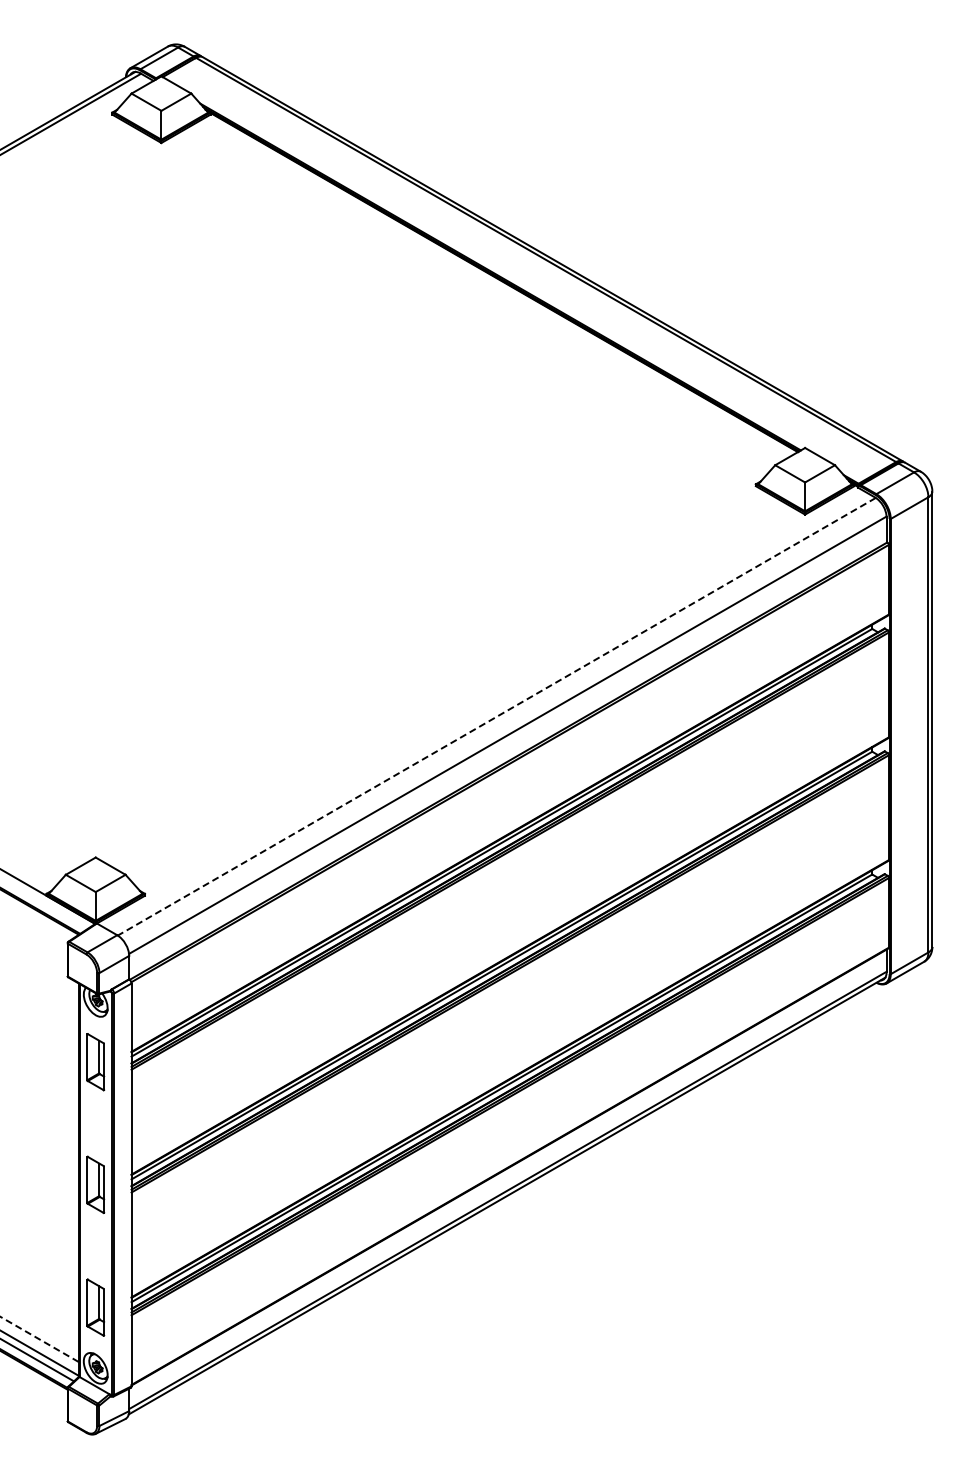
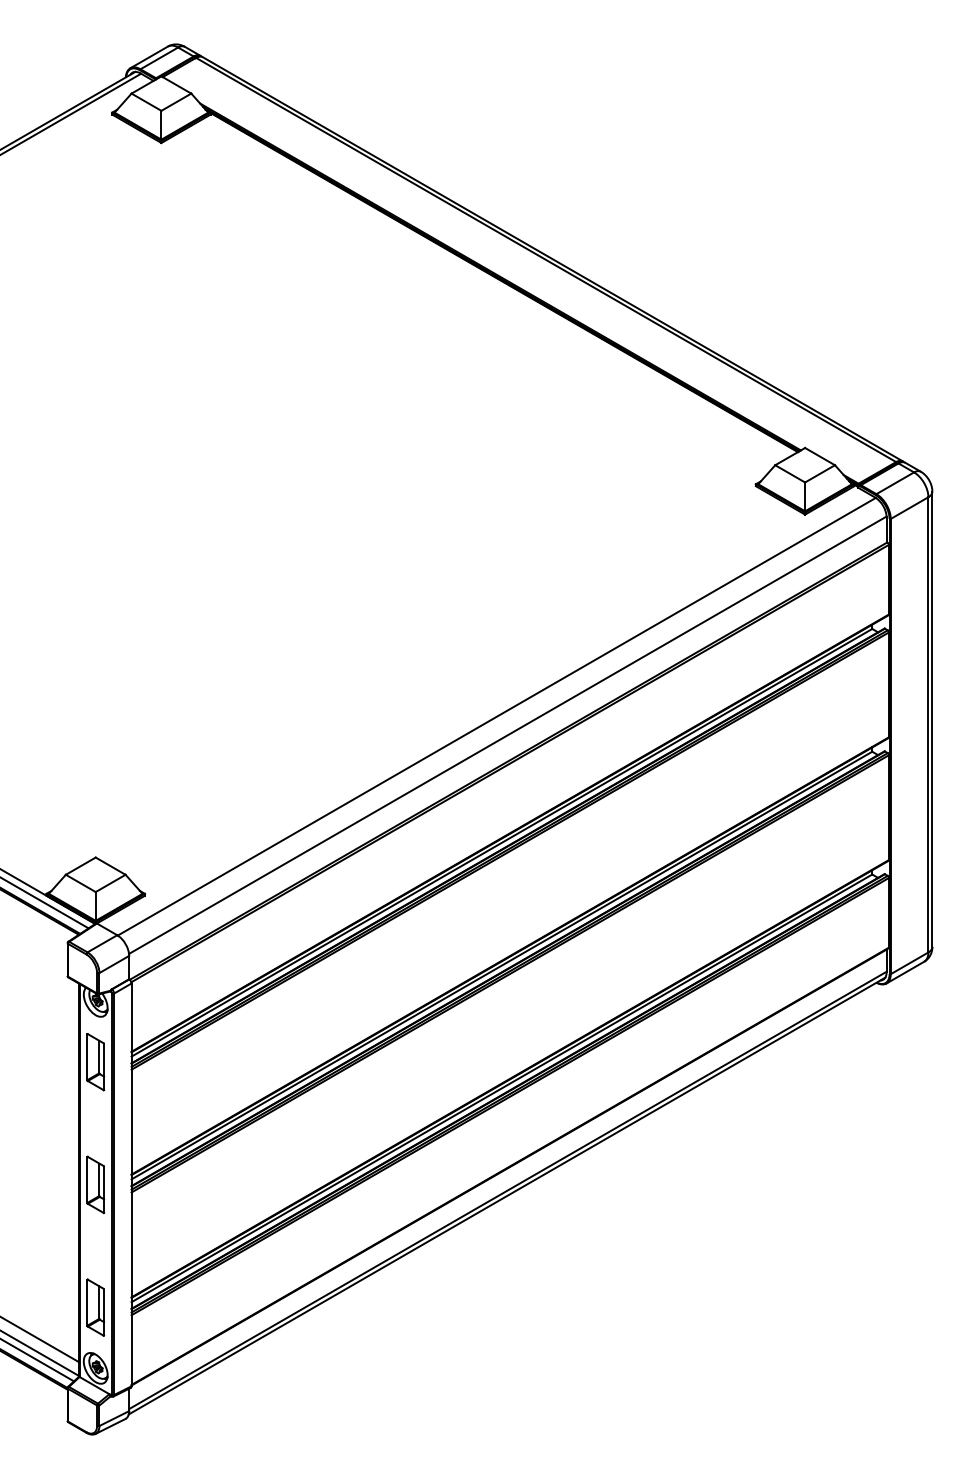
line: dashed -> solid (496, 716)
line: none -> present (45, 903)
line: dashed -> solid (40, 1339)
